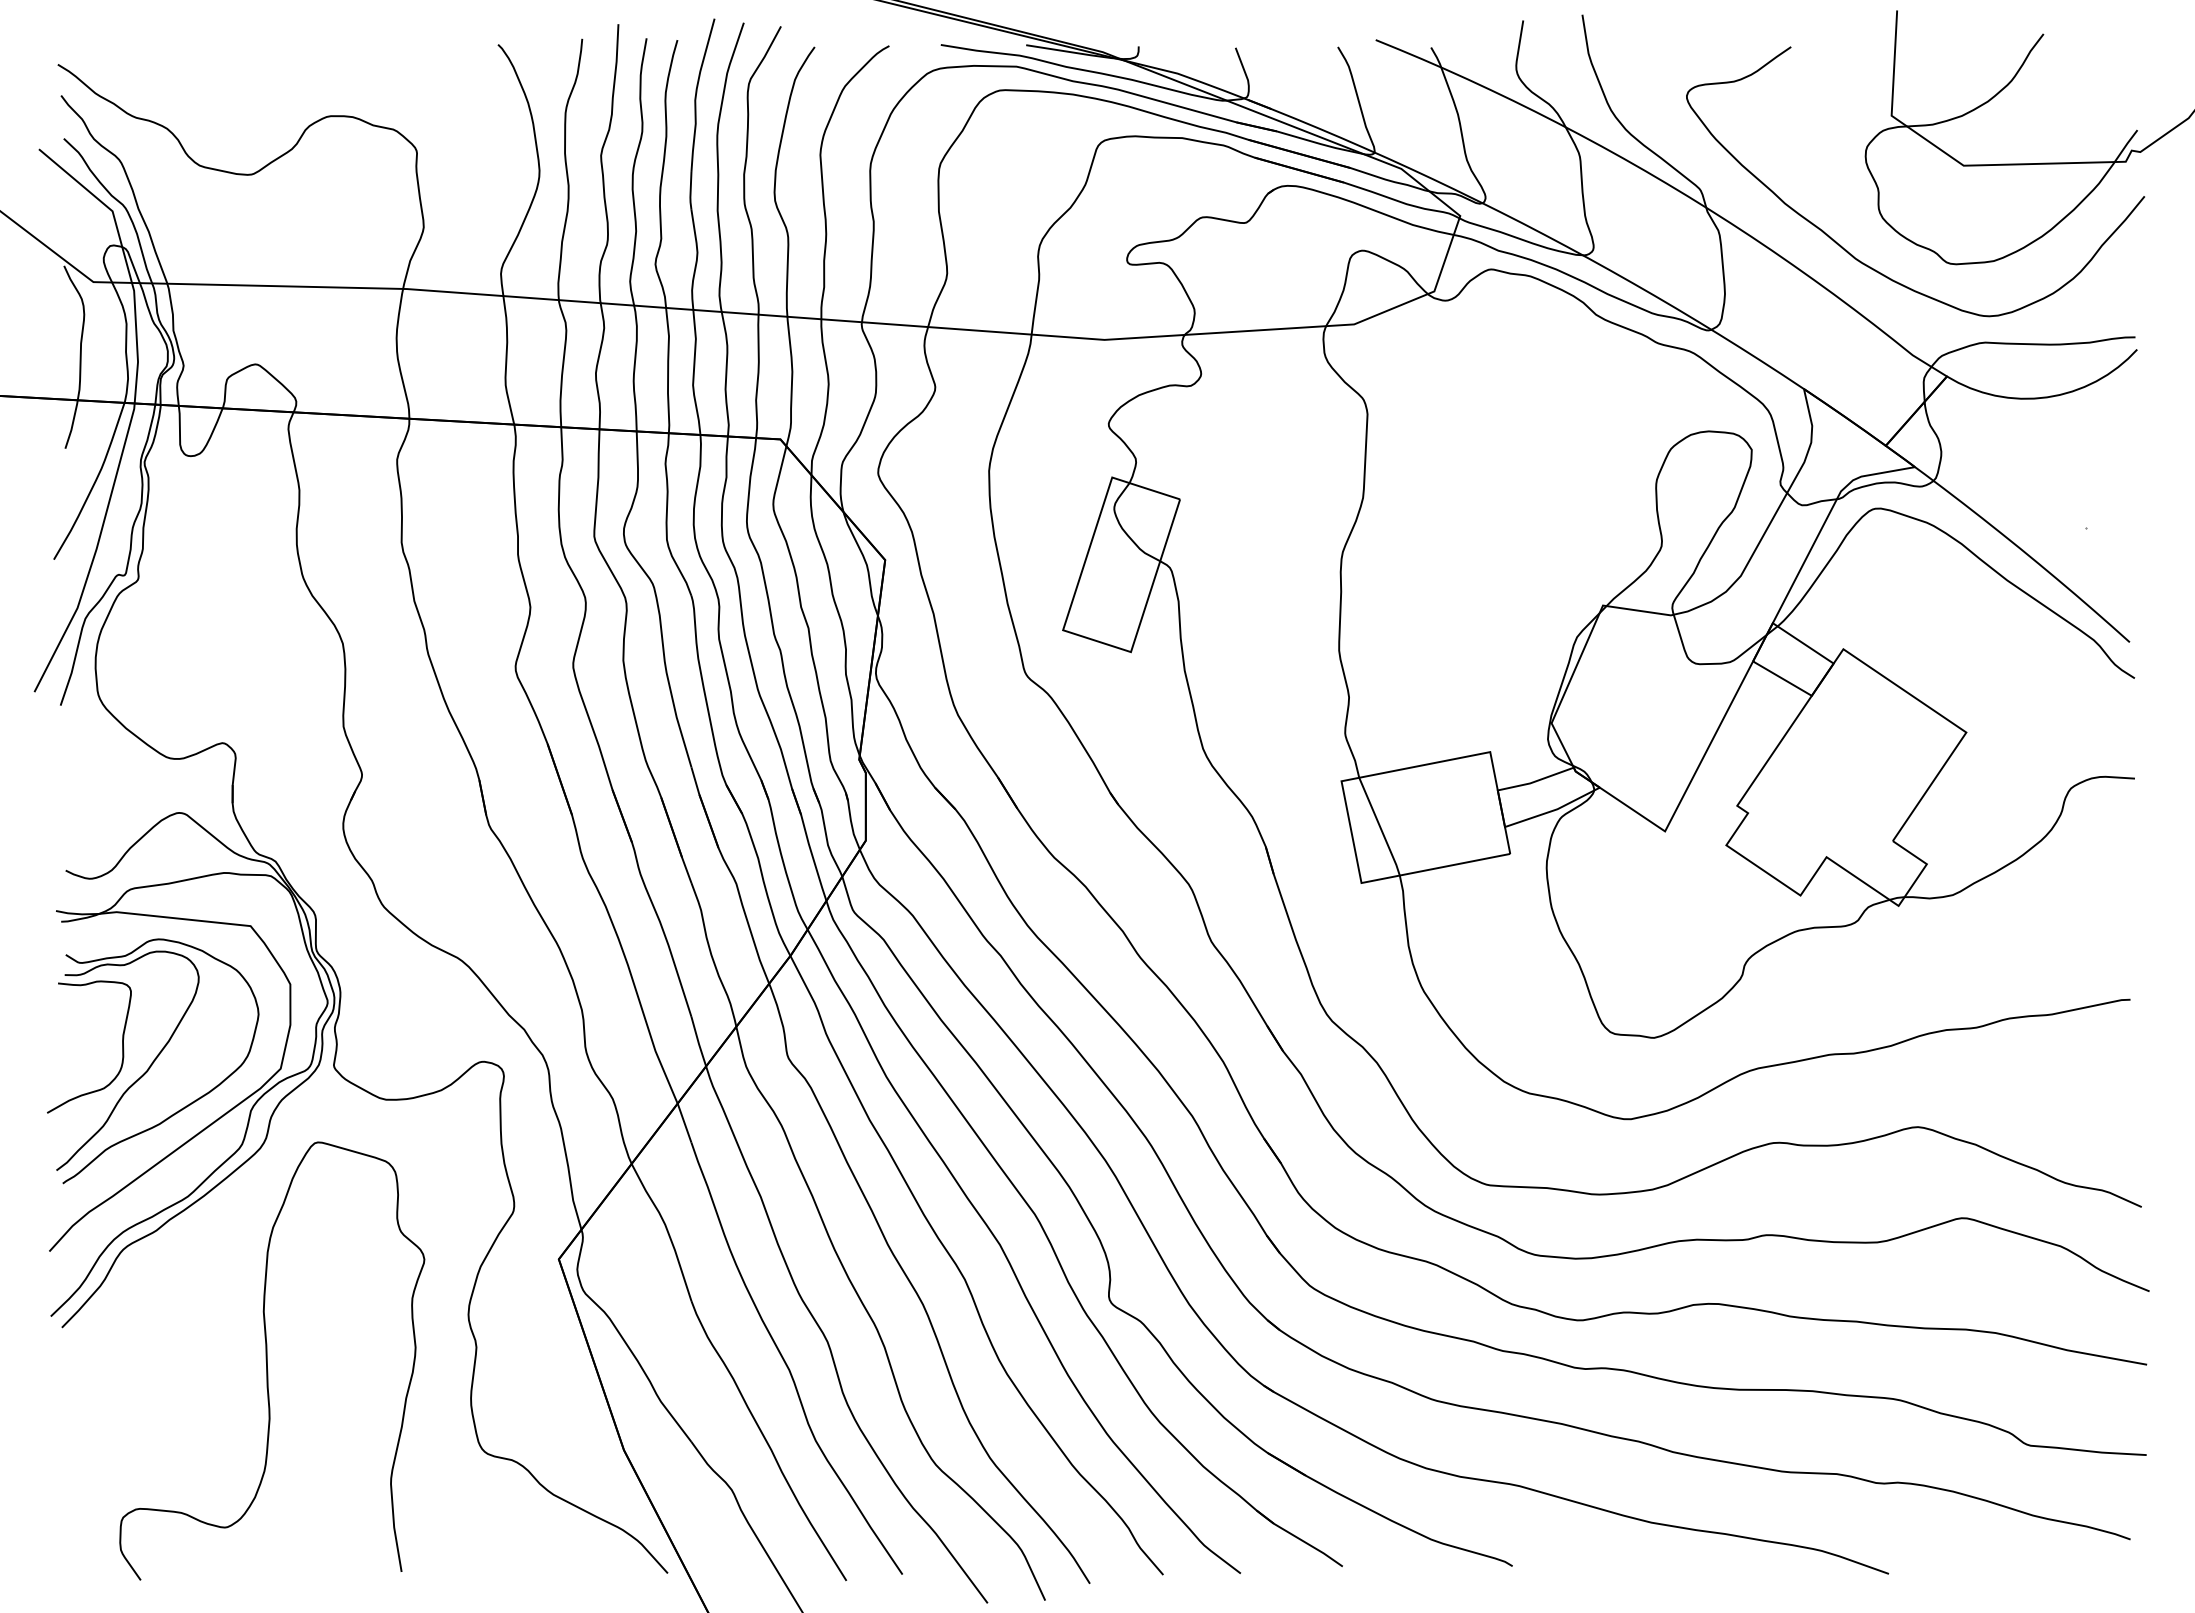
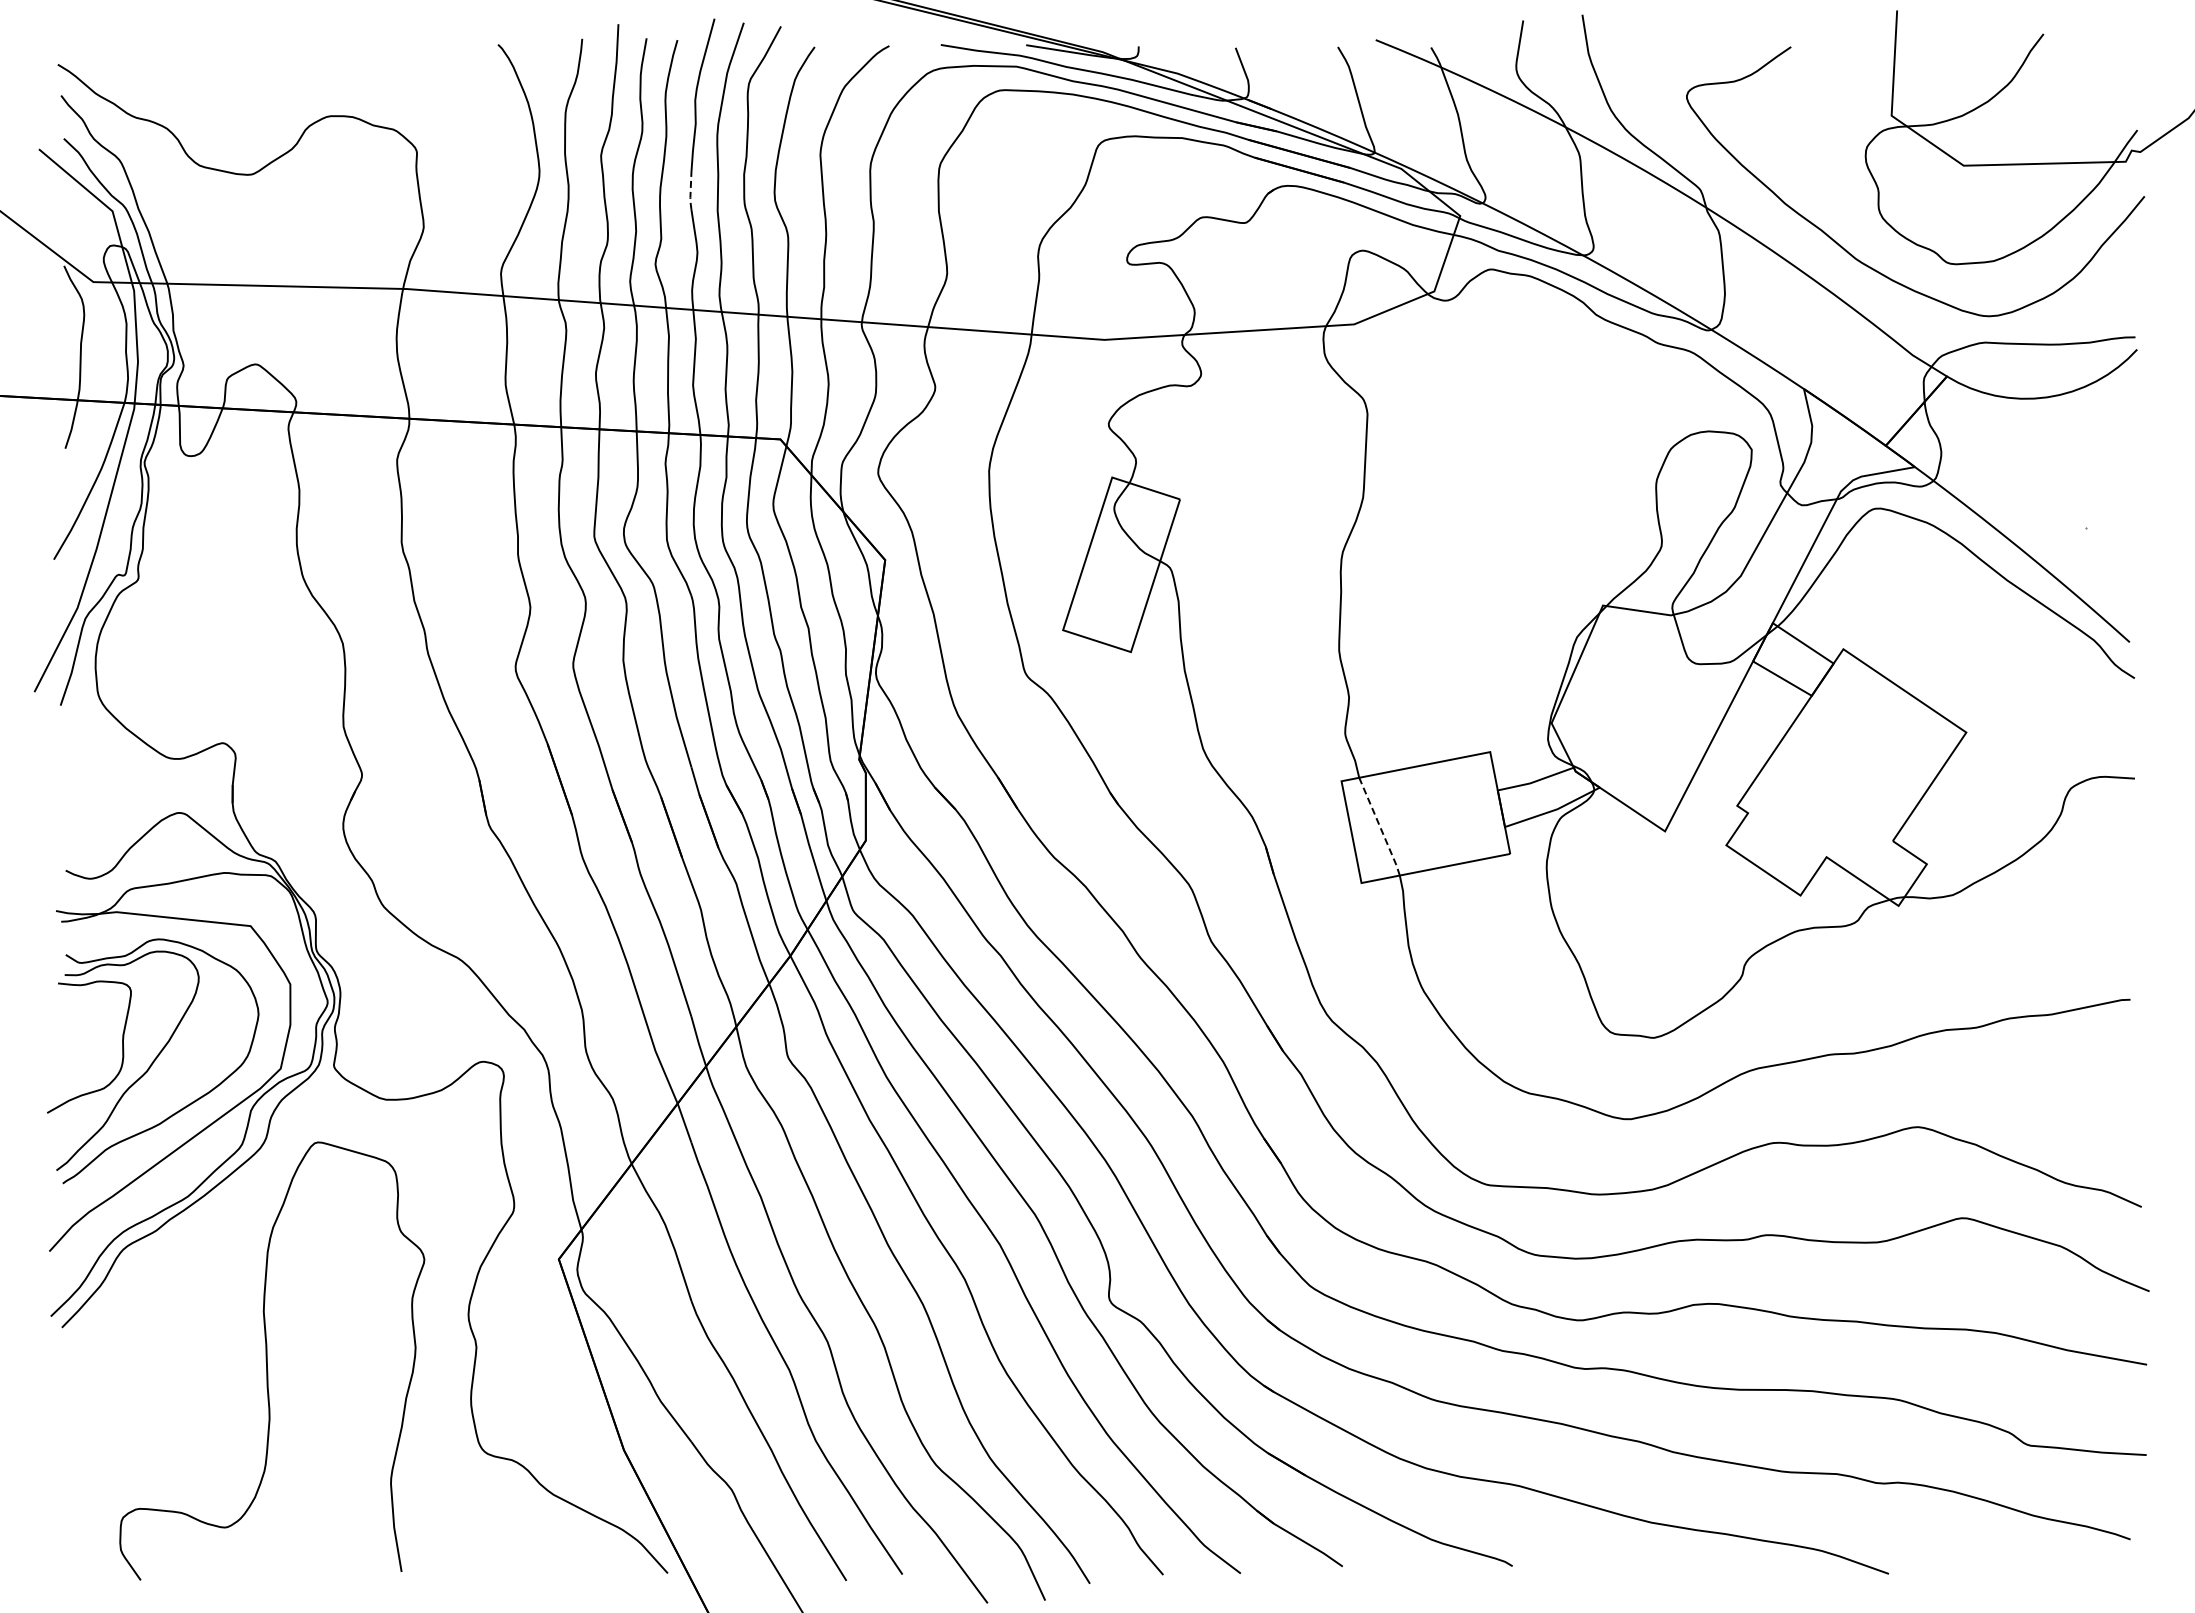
line: solid -> dashed (690, 191)
line: solid -> dashed (1380, 827)
